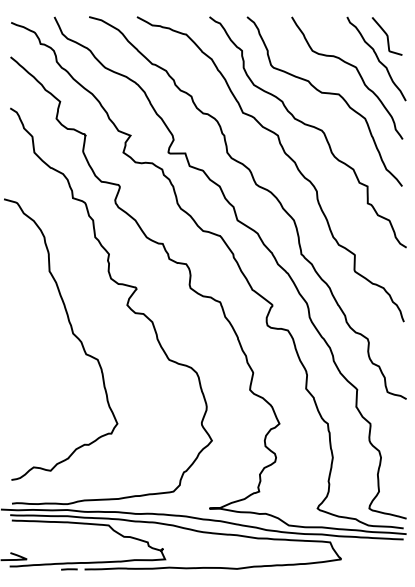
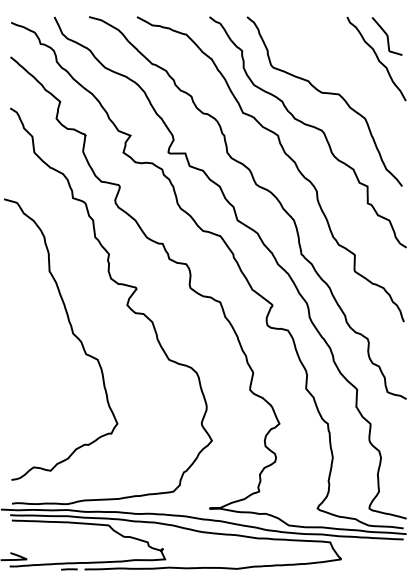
curve: present -> none (357, 72)
